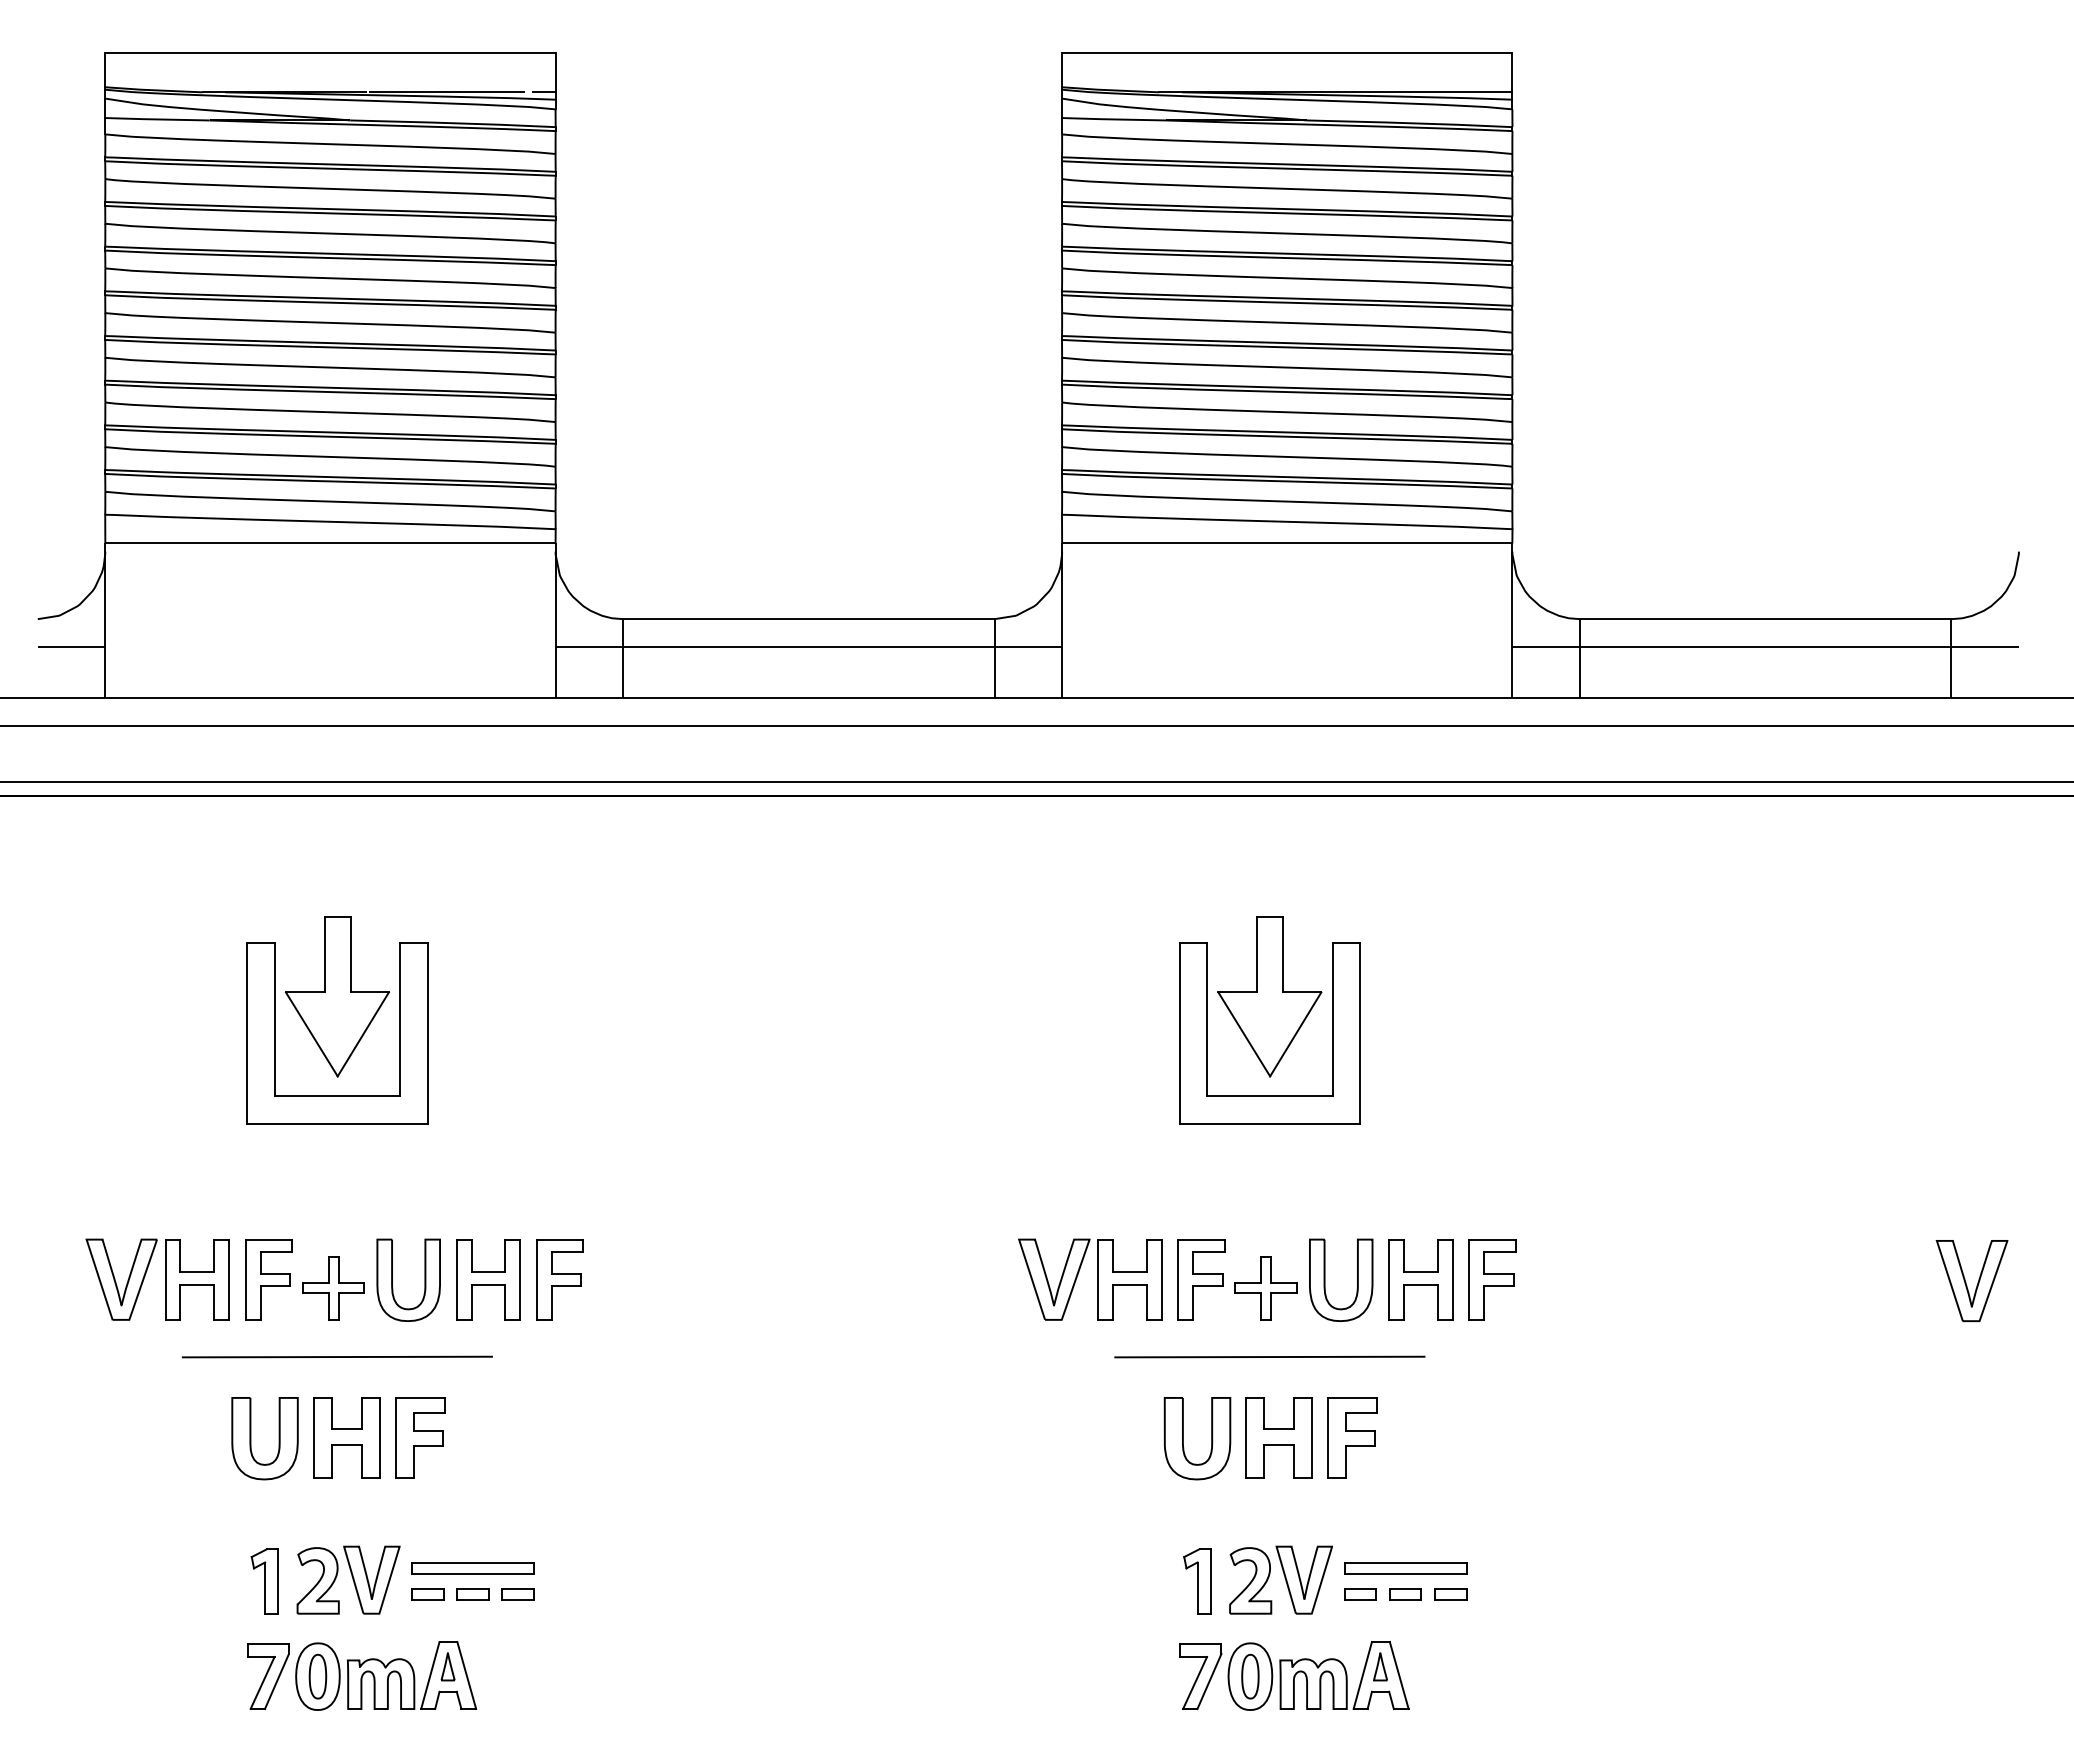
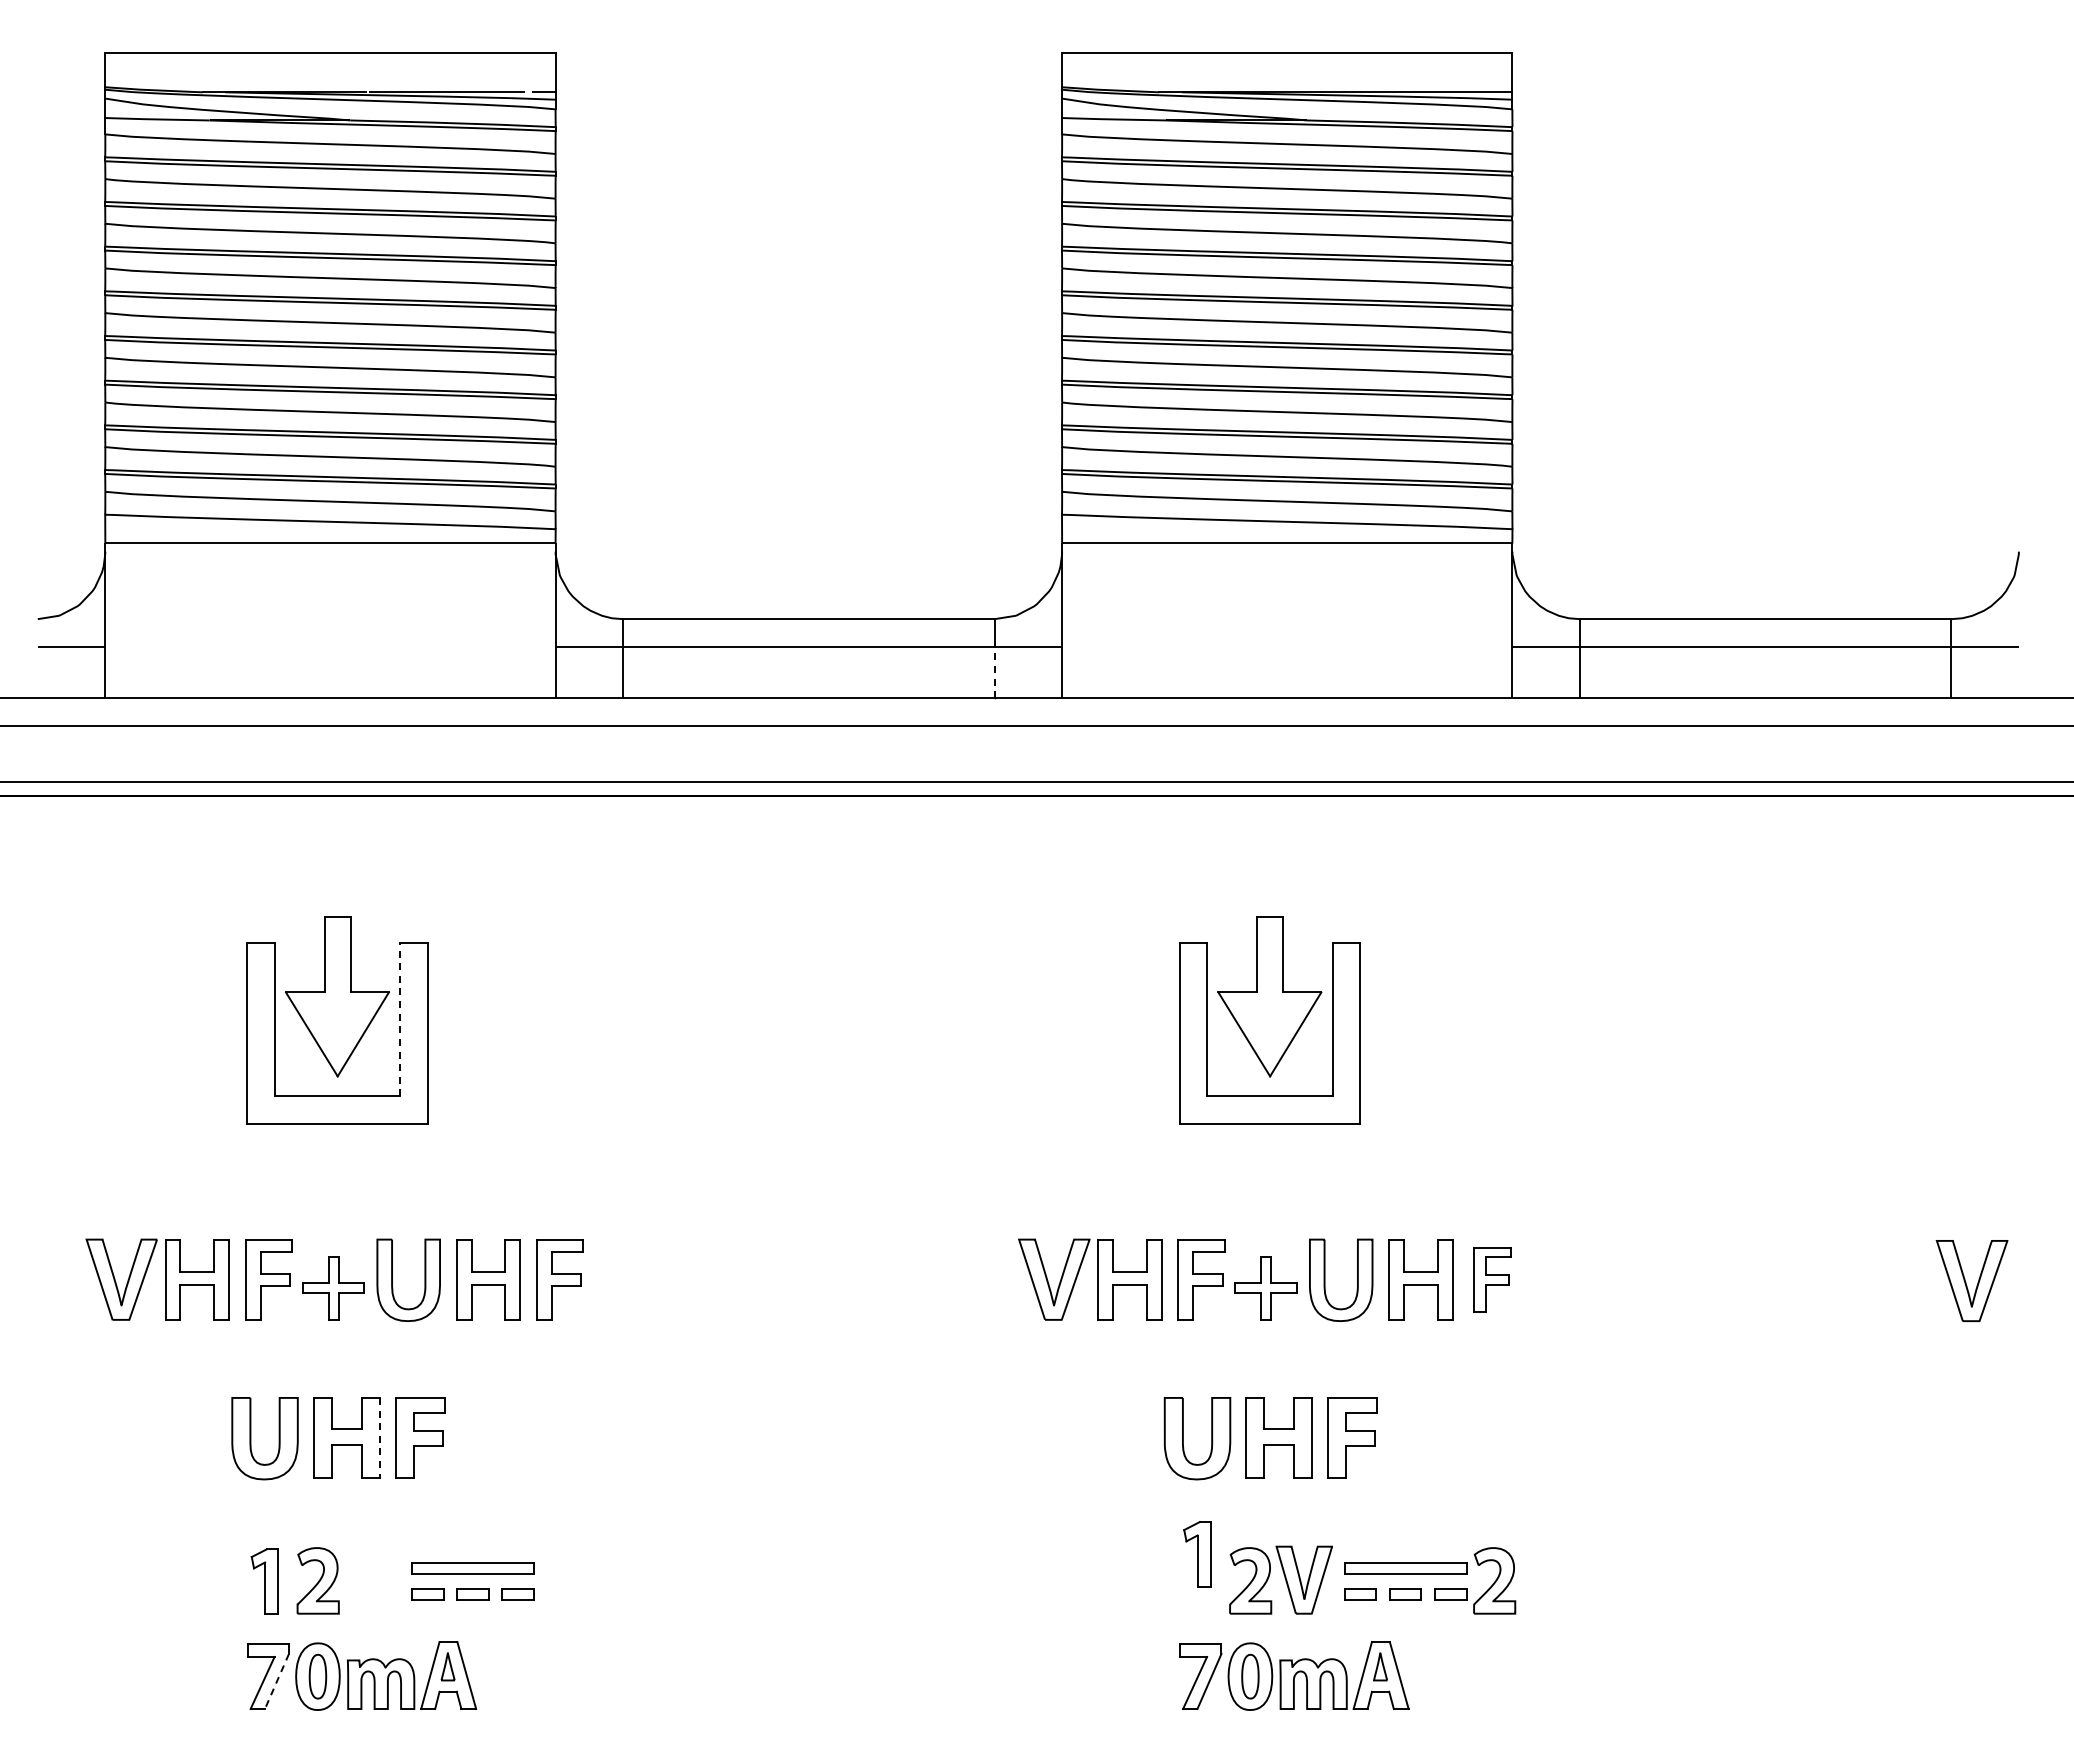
line: solid -> dashed (994, 673)
line: solid -> dashed (400, 1019)
part size: 49x82 px -> 39x66 px (1492, 1279)
line: present -> none (336, 1356)
line: present -> none (1269, 1356)
line: solid -> dashed (379, 1438)
part: present -> none (371, 1579)
part: none -> present (1494, 1580)
part position: (1197, 1581) -> (1197, 1554) (1197, 1554)
line: solid -> dashed (276, 1681)
